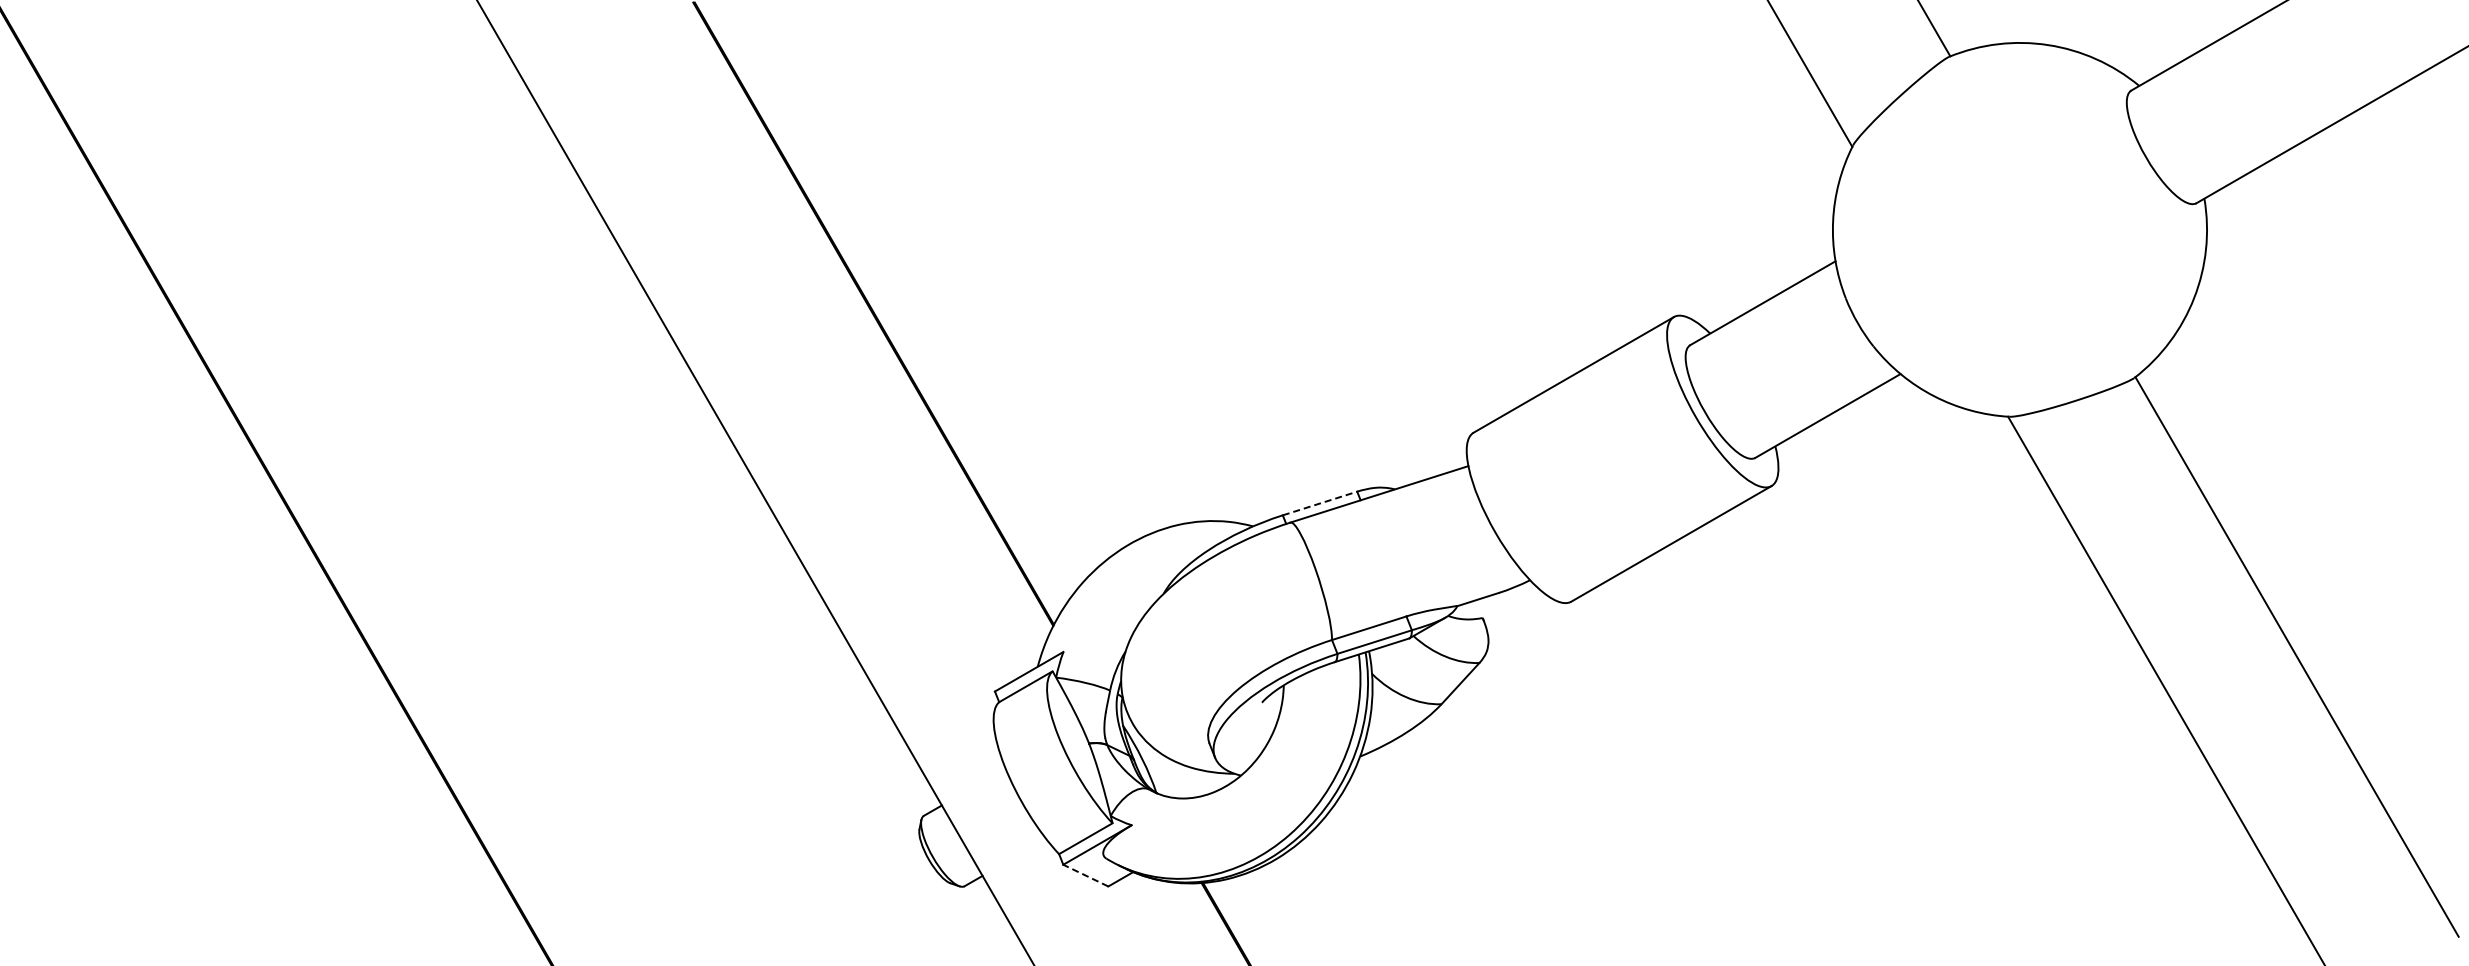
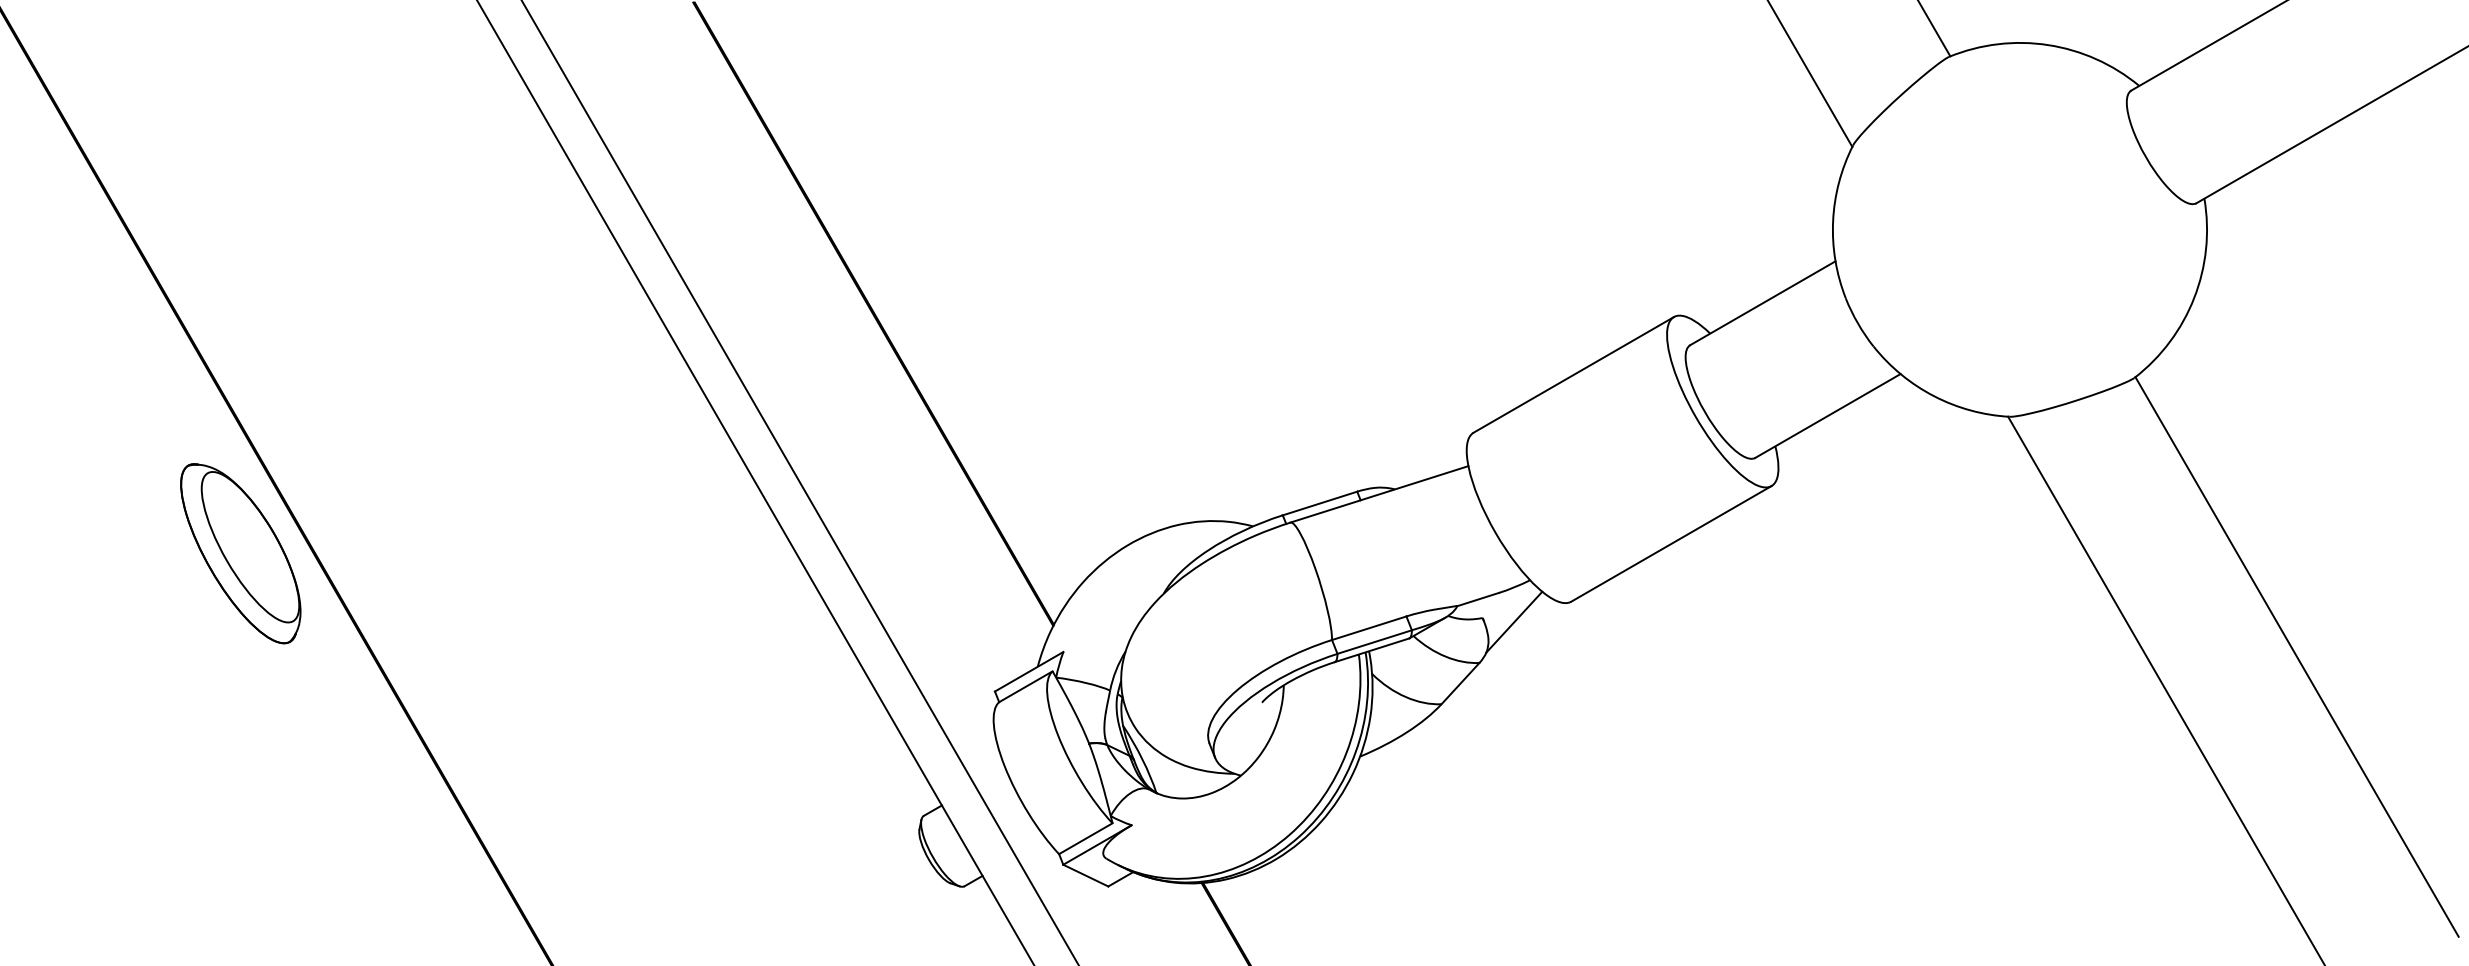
line: none -> present (800, 482)
line: dashed -> solid (1320, 503)
part: none -> present (240, 553)
line: none -> present (1514, 621)
line: dashed -> solid (1085, 875)
